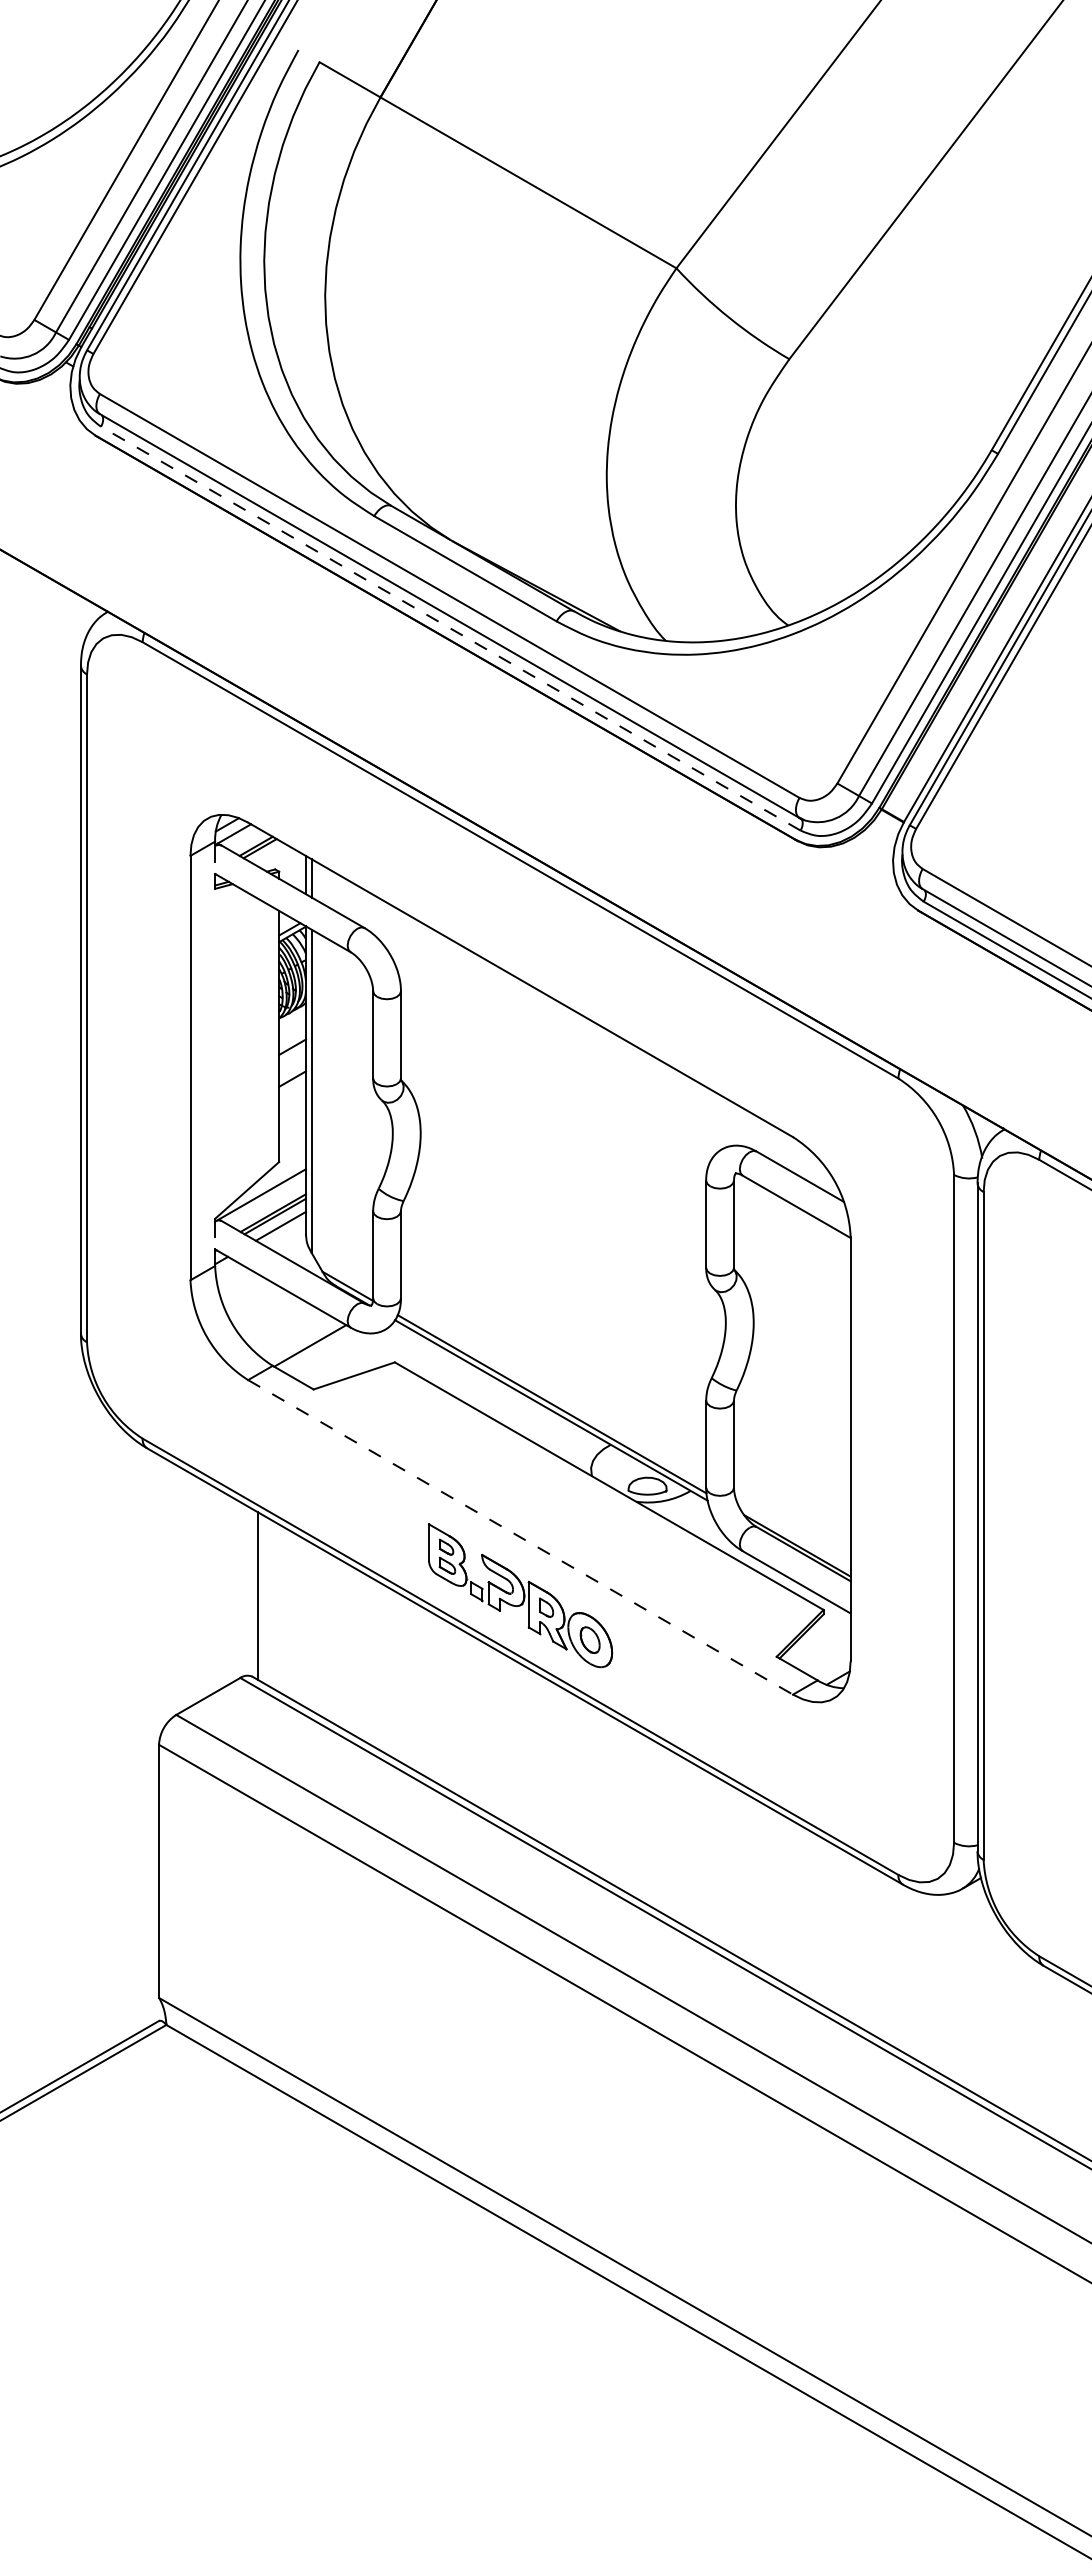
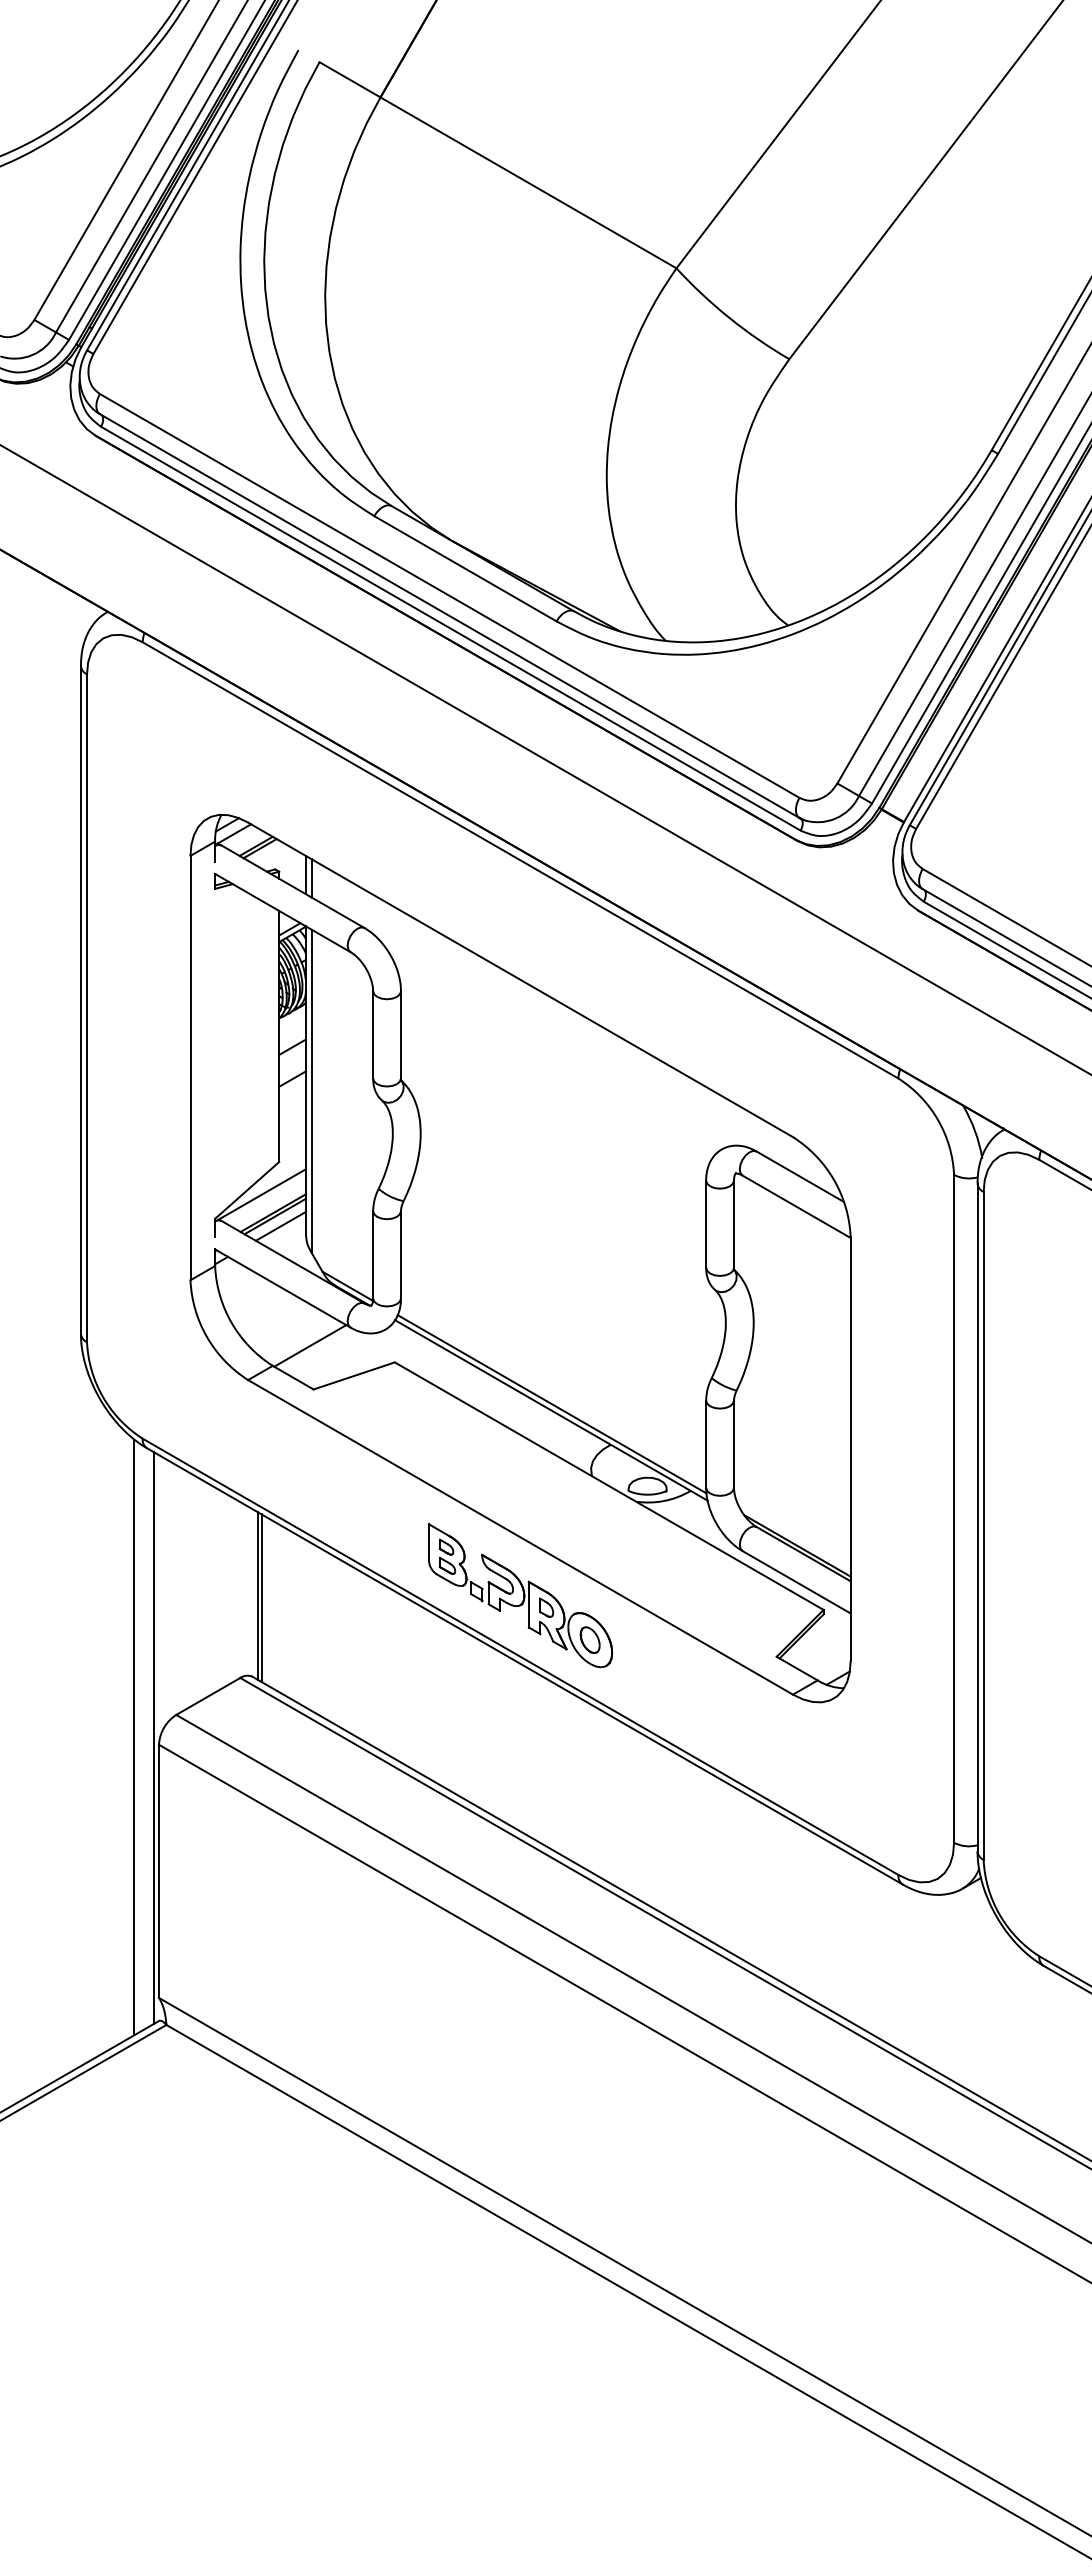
line: dashed -> solid (450, 628)
line: none -> present (545, 759)
line: dashed -> solid (520, 1537)
line: none -> present (261, 1598)
line: none -> present (134, 1737)
line: none -> present (154, 1737)
